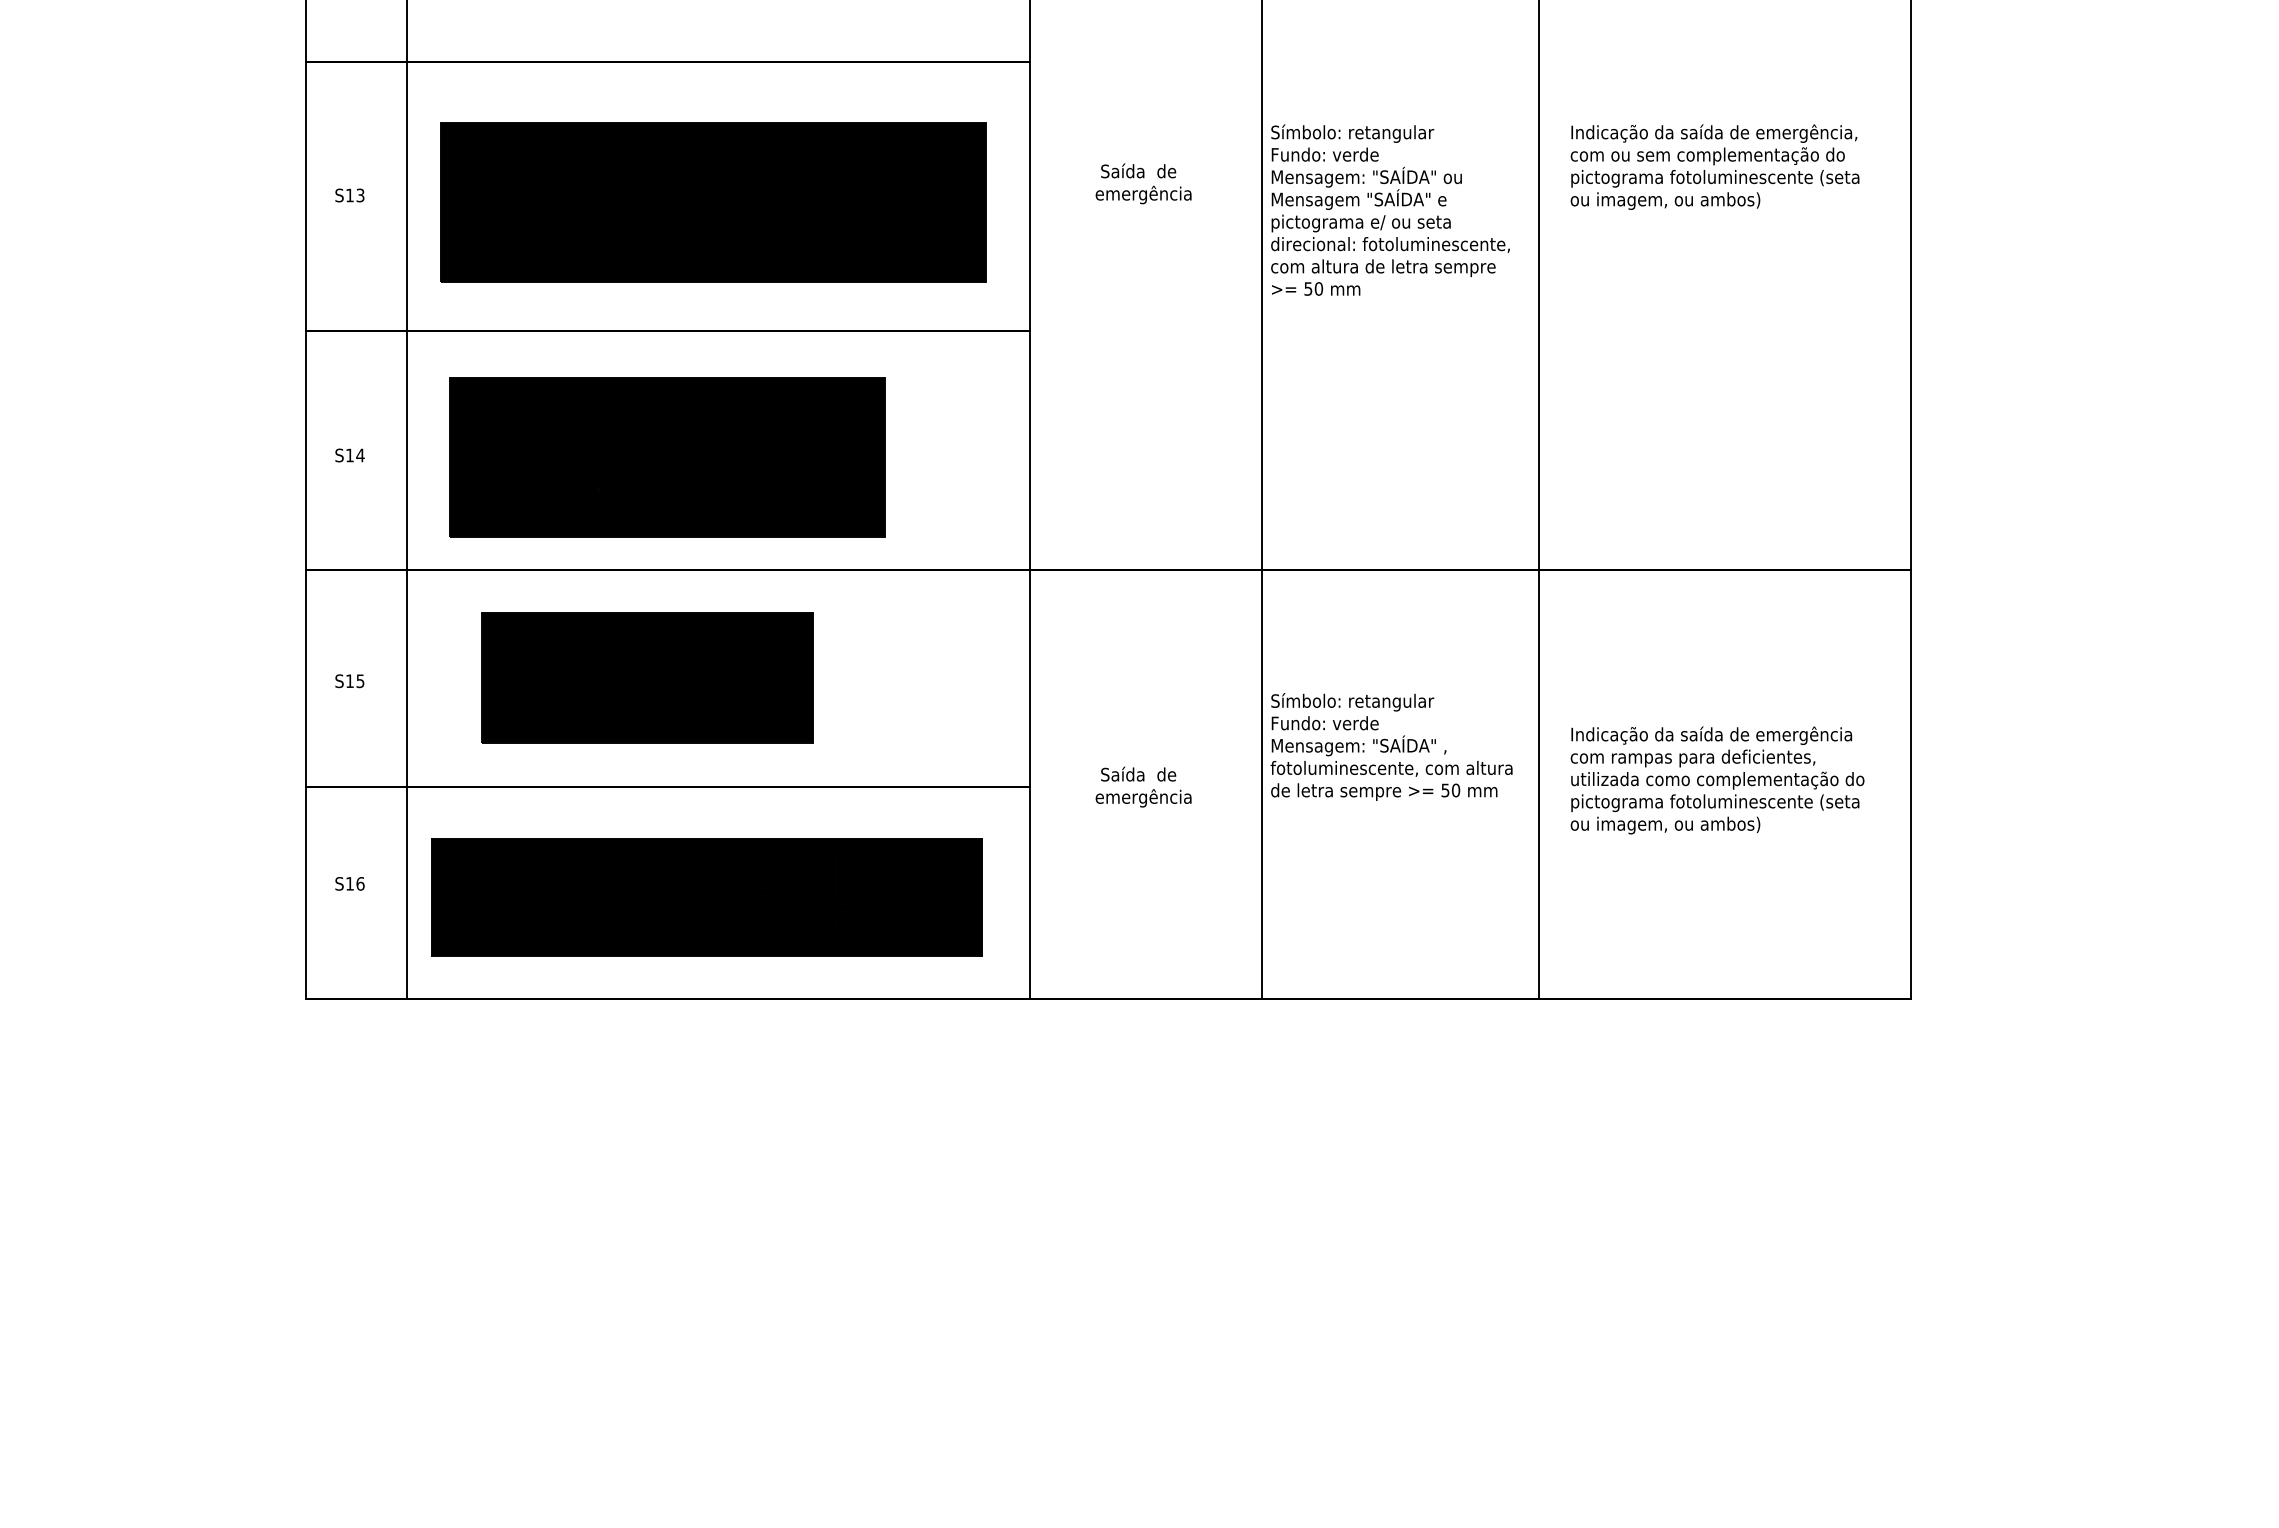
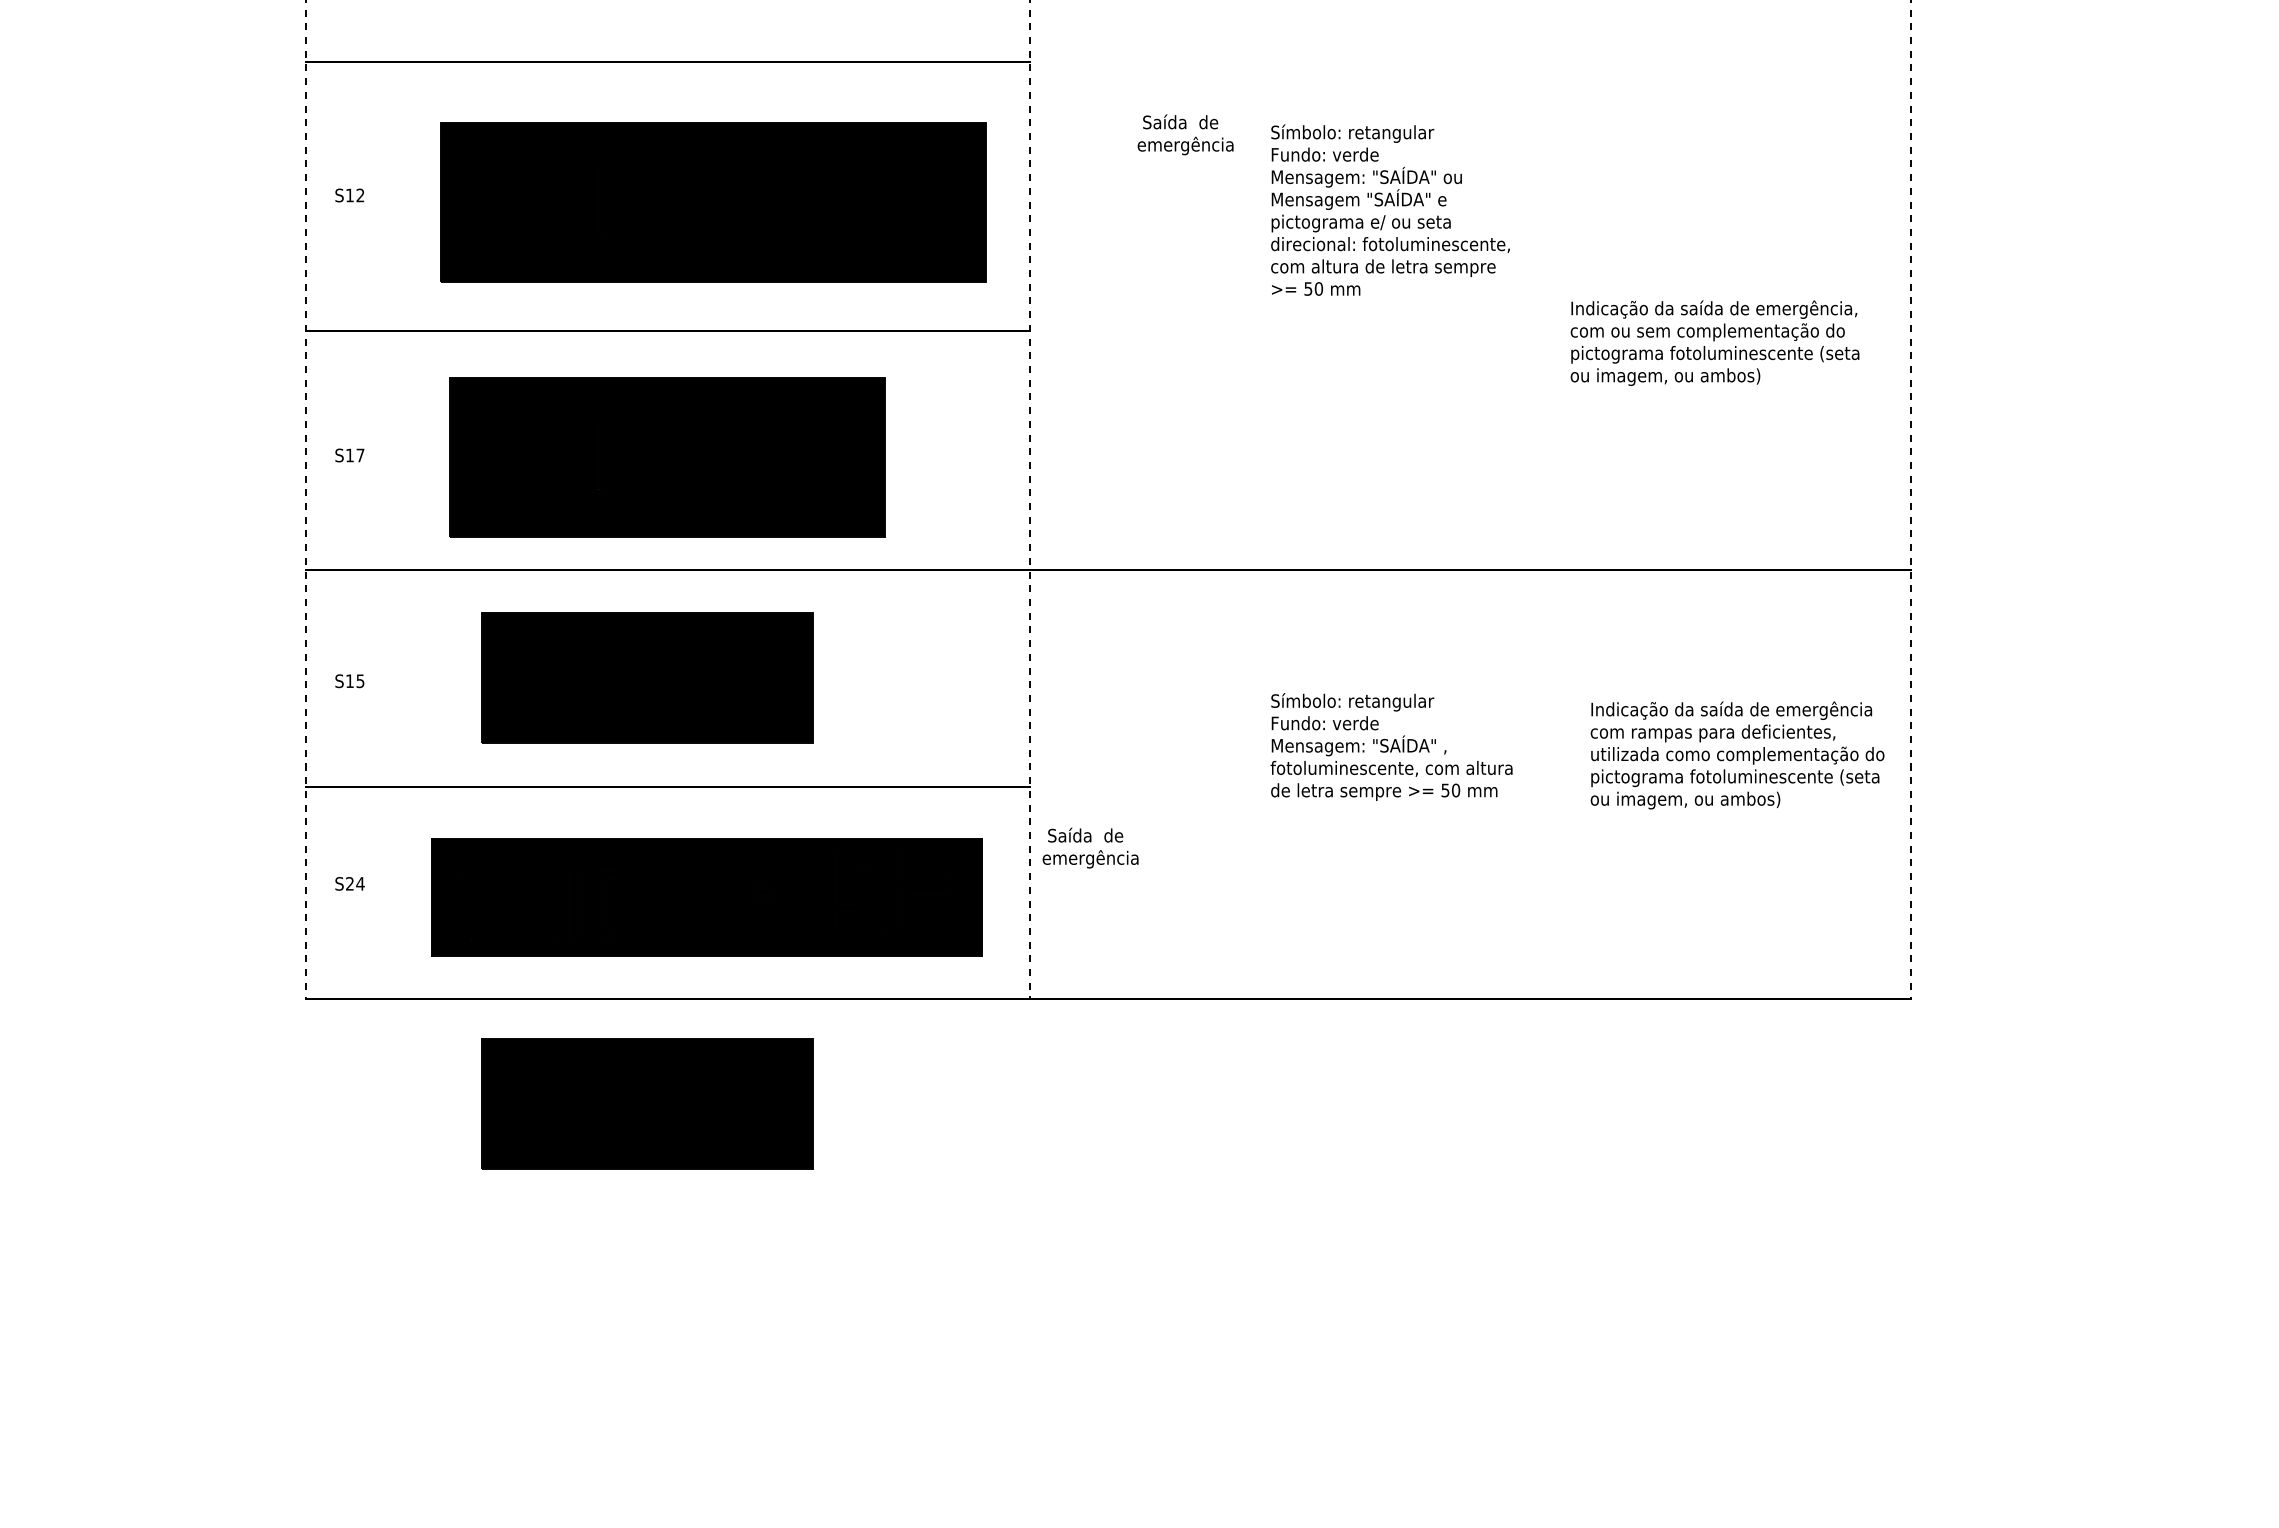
text position: (1714, 166) -> (1714, 342) (1714, 342)
text position: (1143, 183) -> (1185, 134) (1185, 134)
text: S13 -> S12 (360, 195)
text: S14 -> S17 (360, 455)
line: solid -> dashed (306, 499)
line: solid -> dashed (1030, 499)
line: solid -> dashed (1910, 499)
line: present -> none (406, 500)
line: present -> none (1261, 500)
line: present -> none (1539, 500)
text position: (1717, 780) -> (1737, 755) (1737, 755)
text position: (1143, 786) -> (1090, 847) (1090, 847)
text: S16 -> S24 (355, 883)
part: none -> present (647, 1103)
